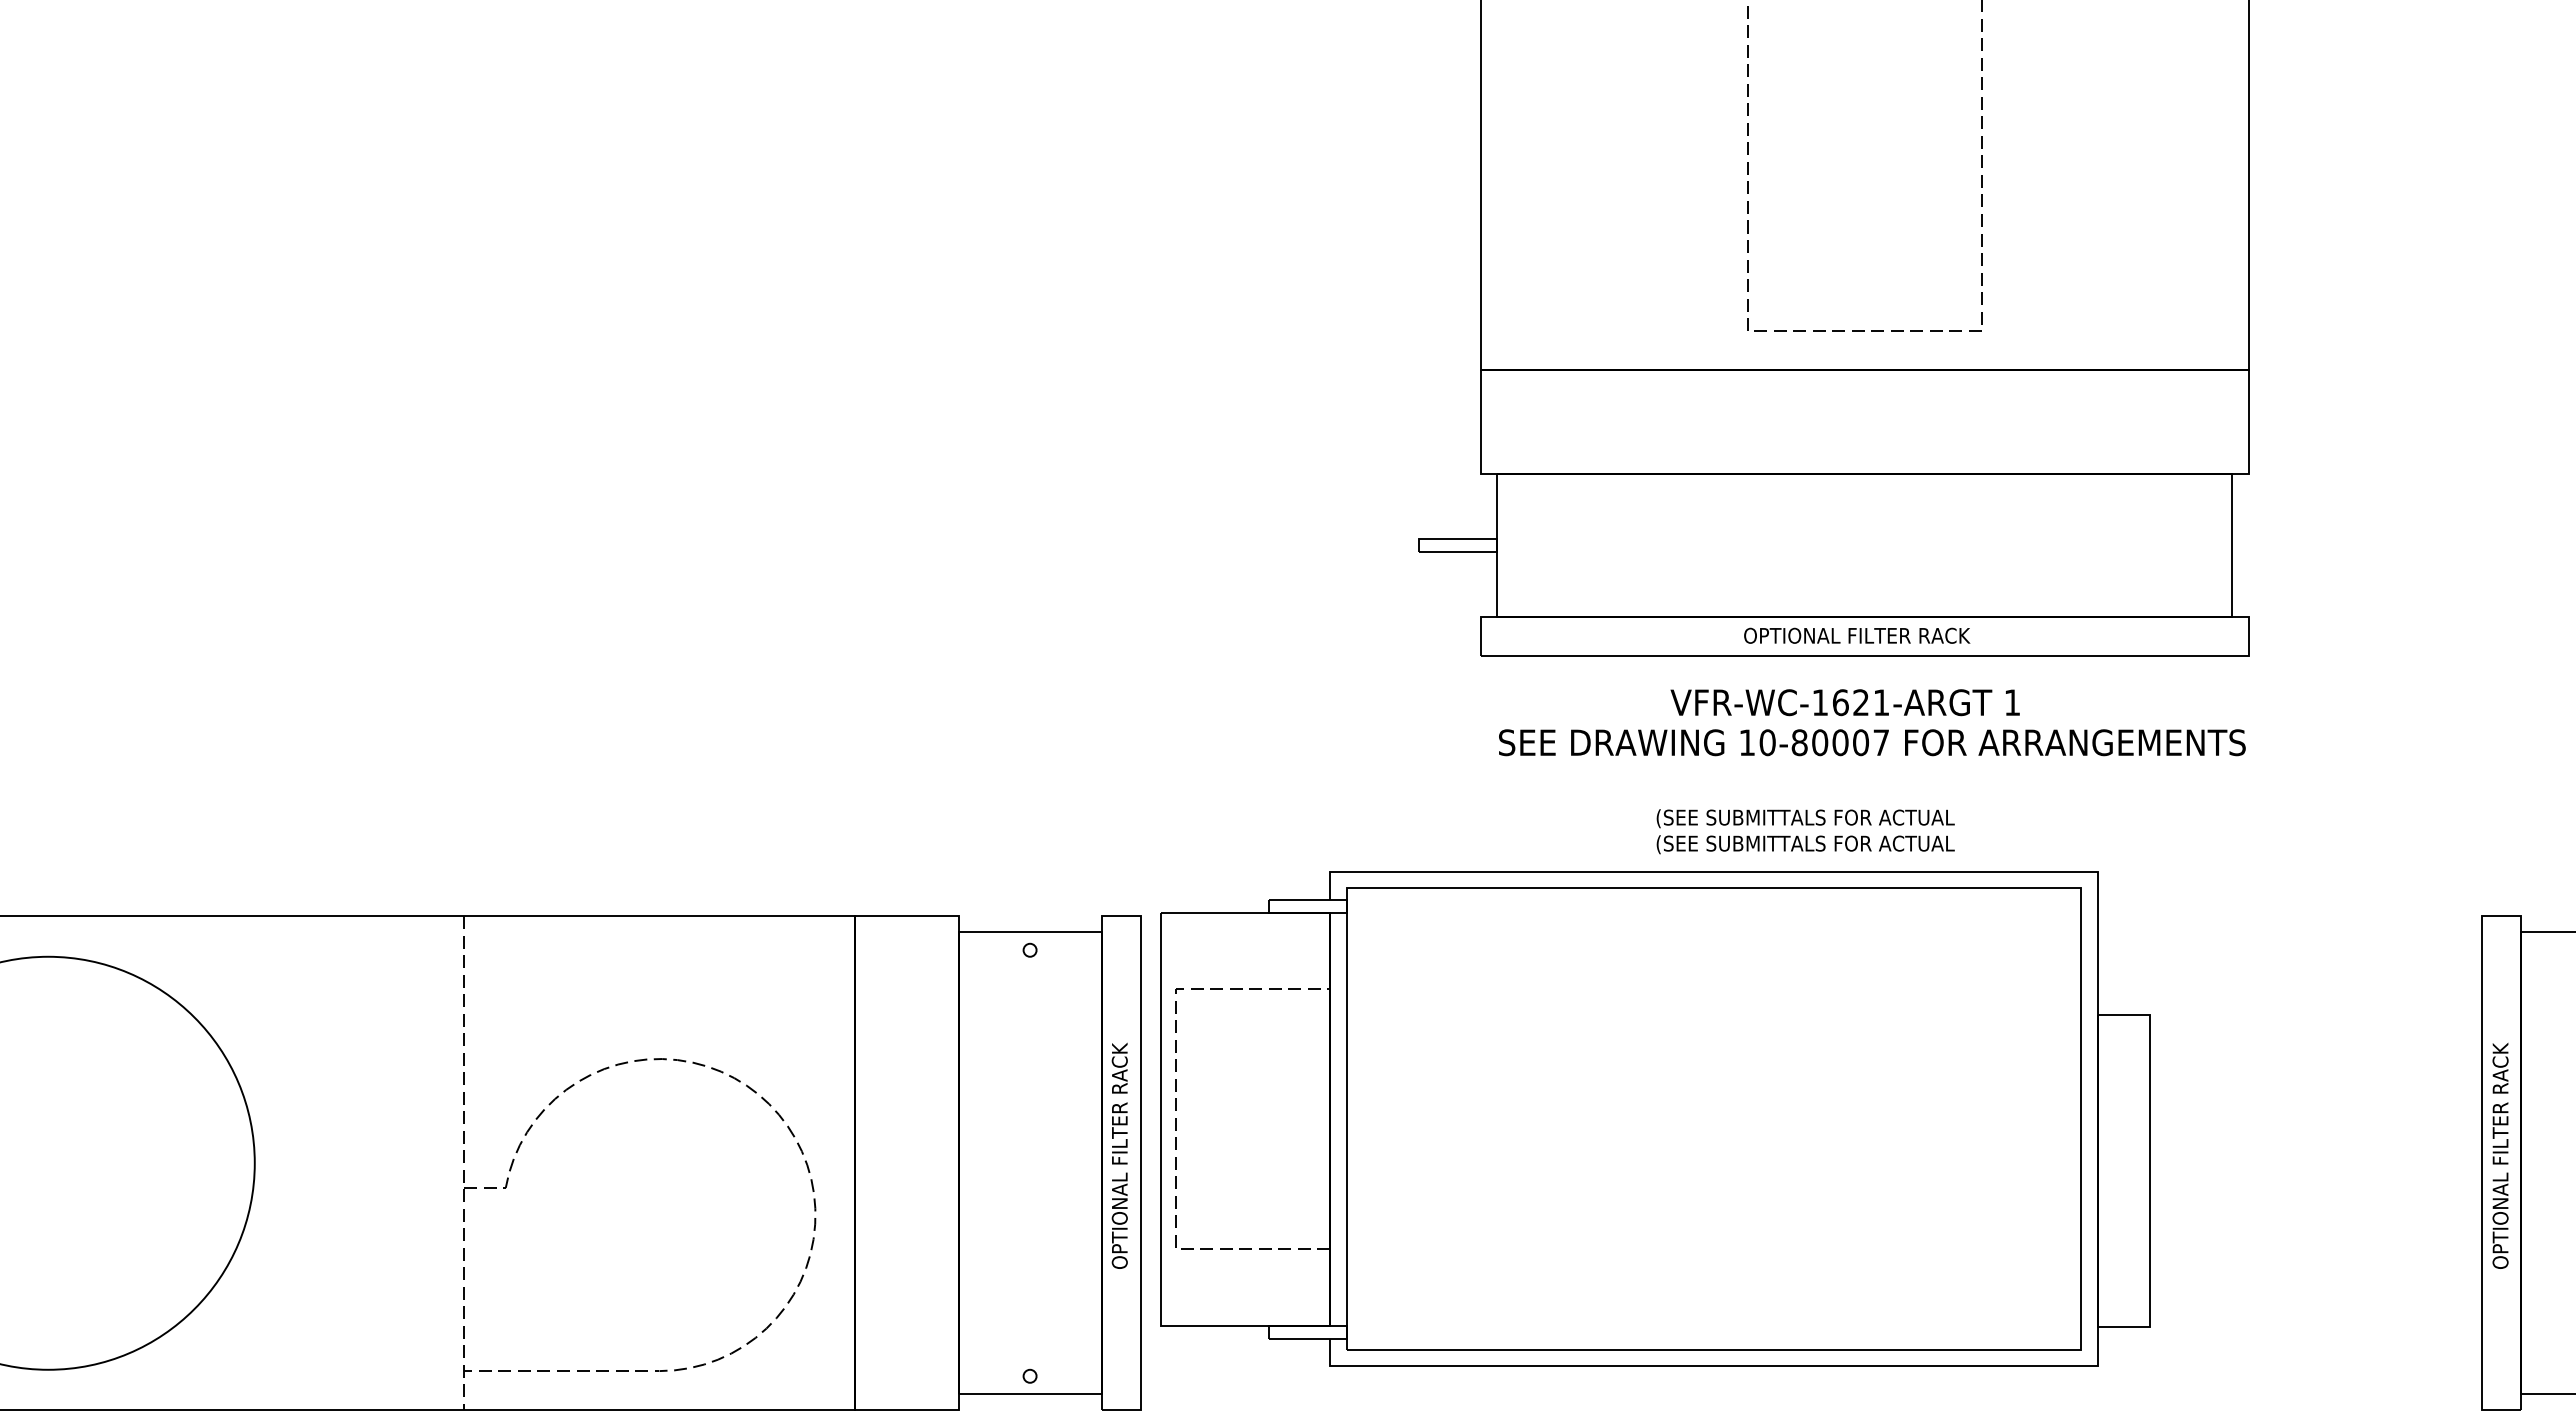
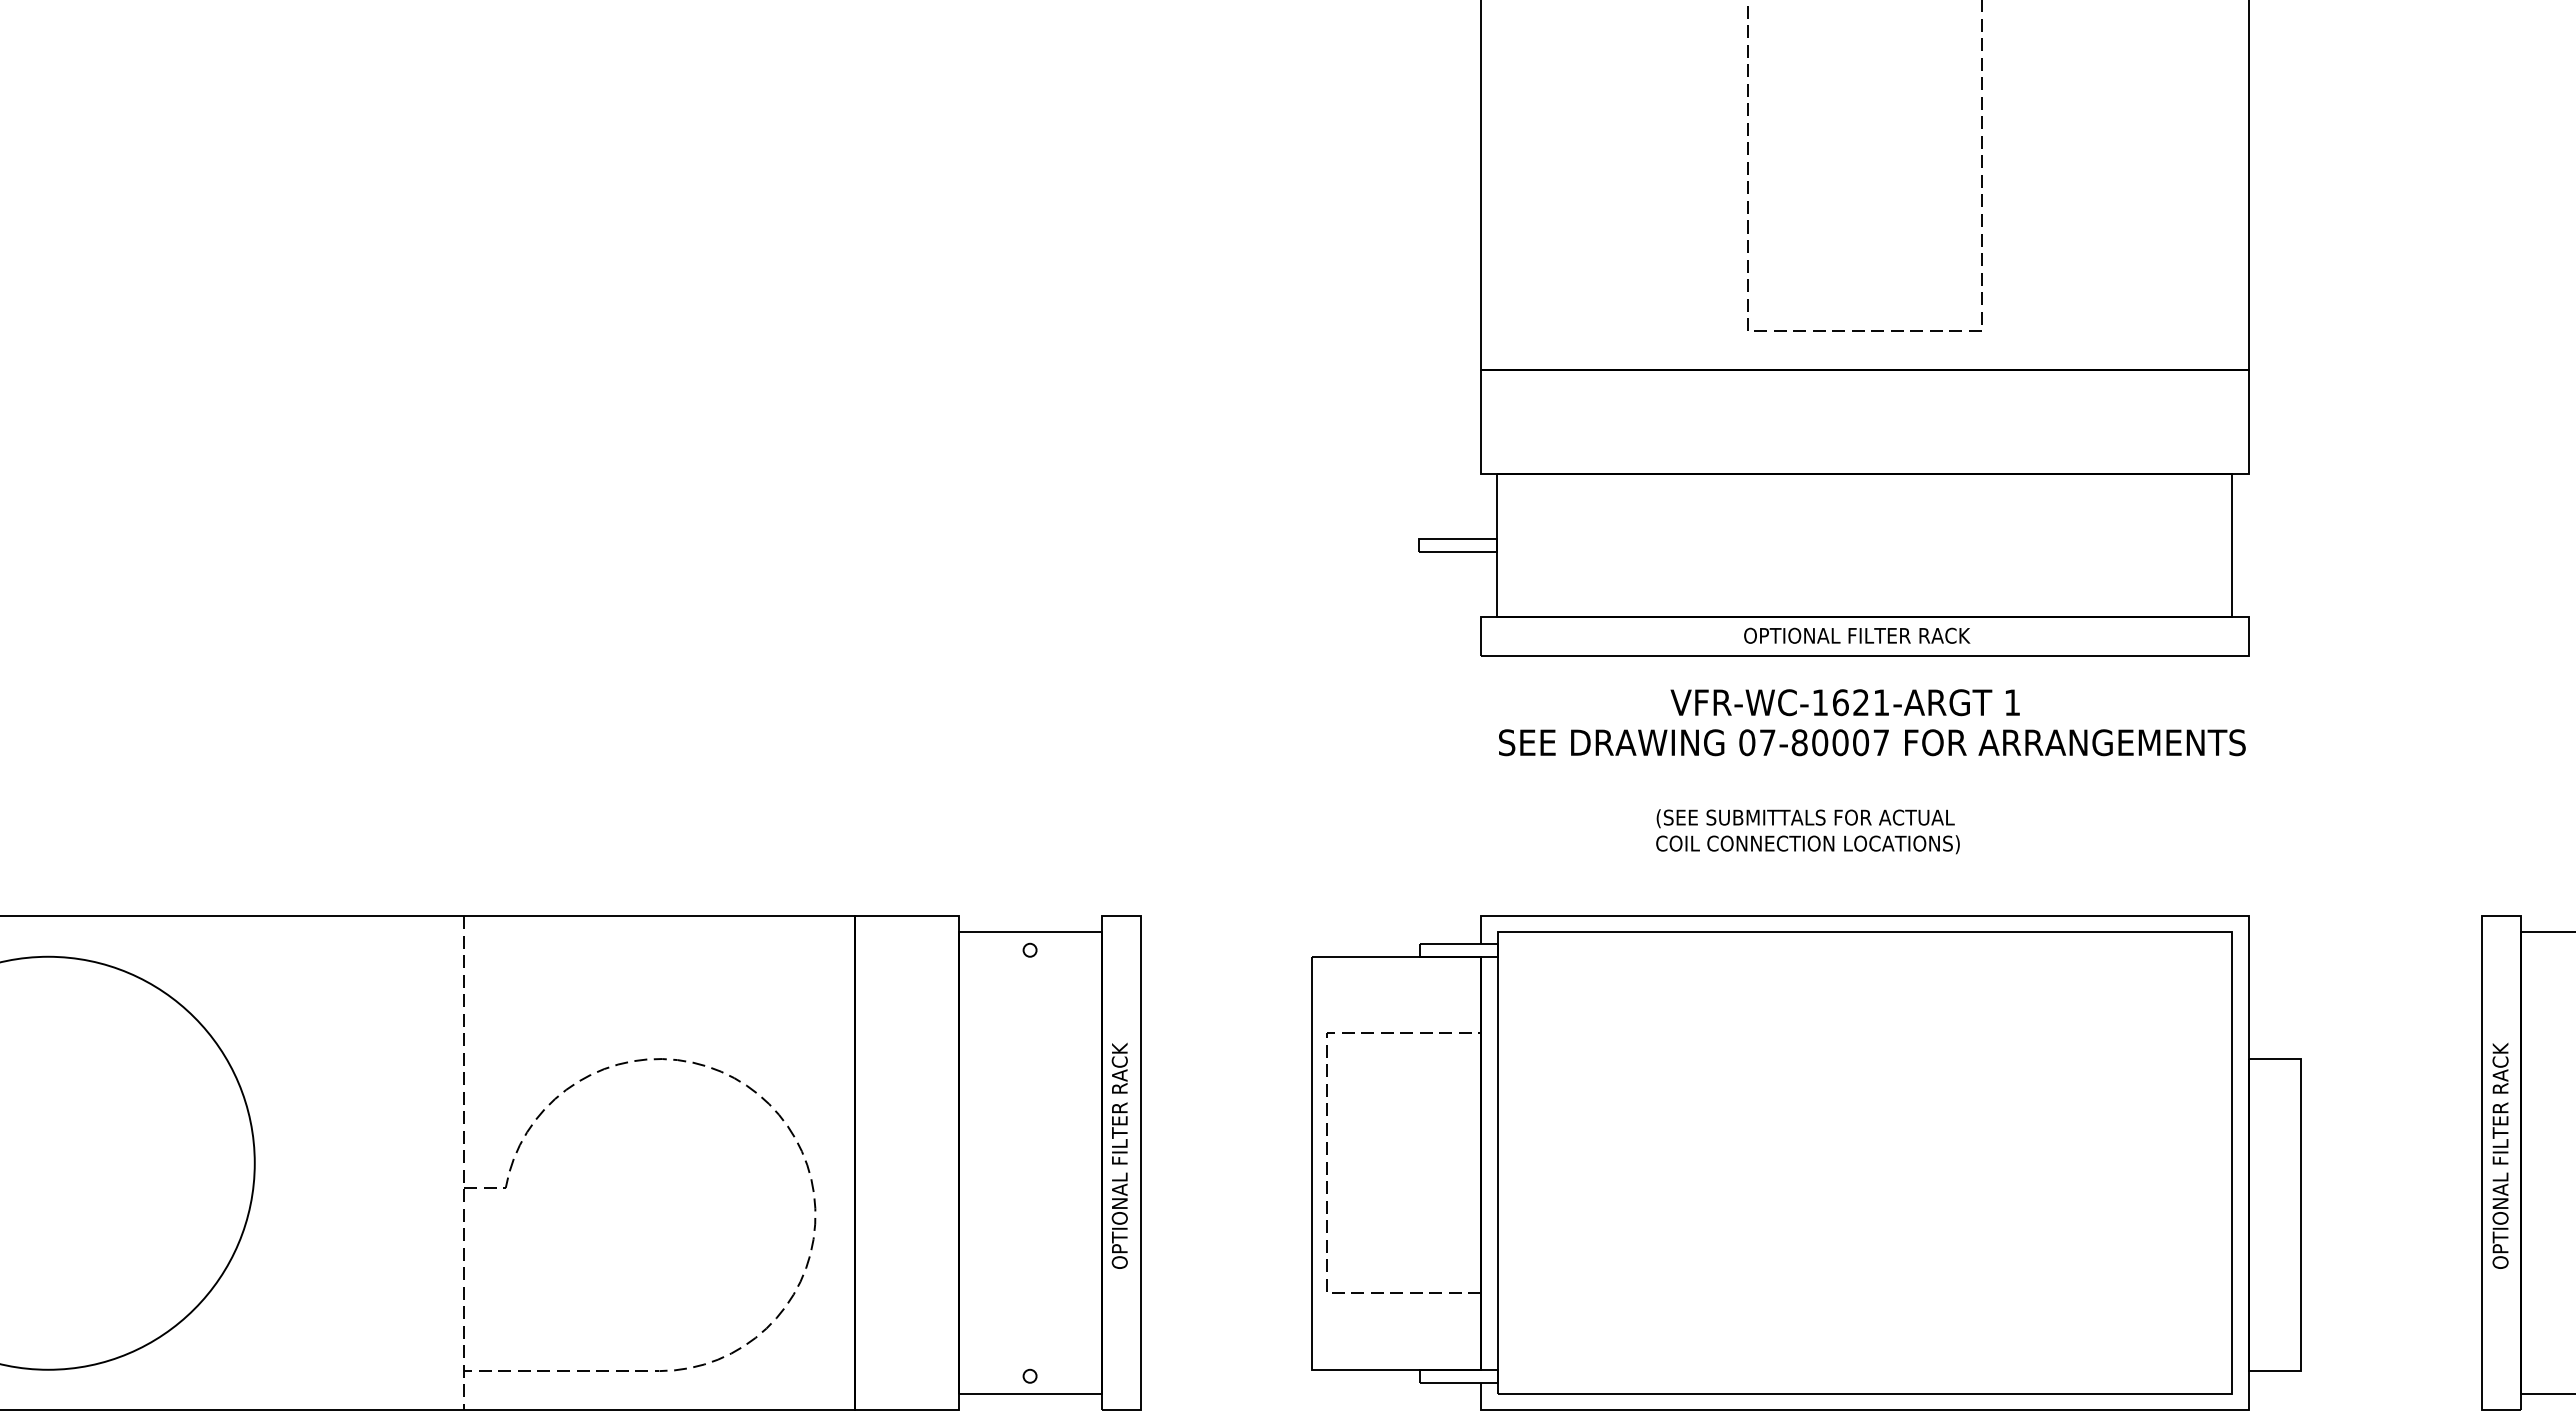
text: 10-80007 -> 07-80007 (1757, 742)
text: (SEE SUBMITTALS FOR ACTUAL -> COIL CONNECTION LOCATIONS) (1807, 844)
part position: (1655, 1118) -> (1806, 1162) (1806, 1162)
